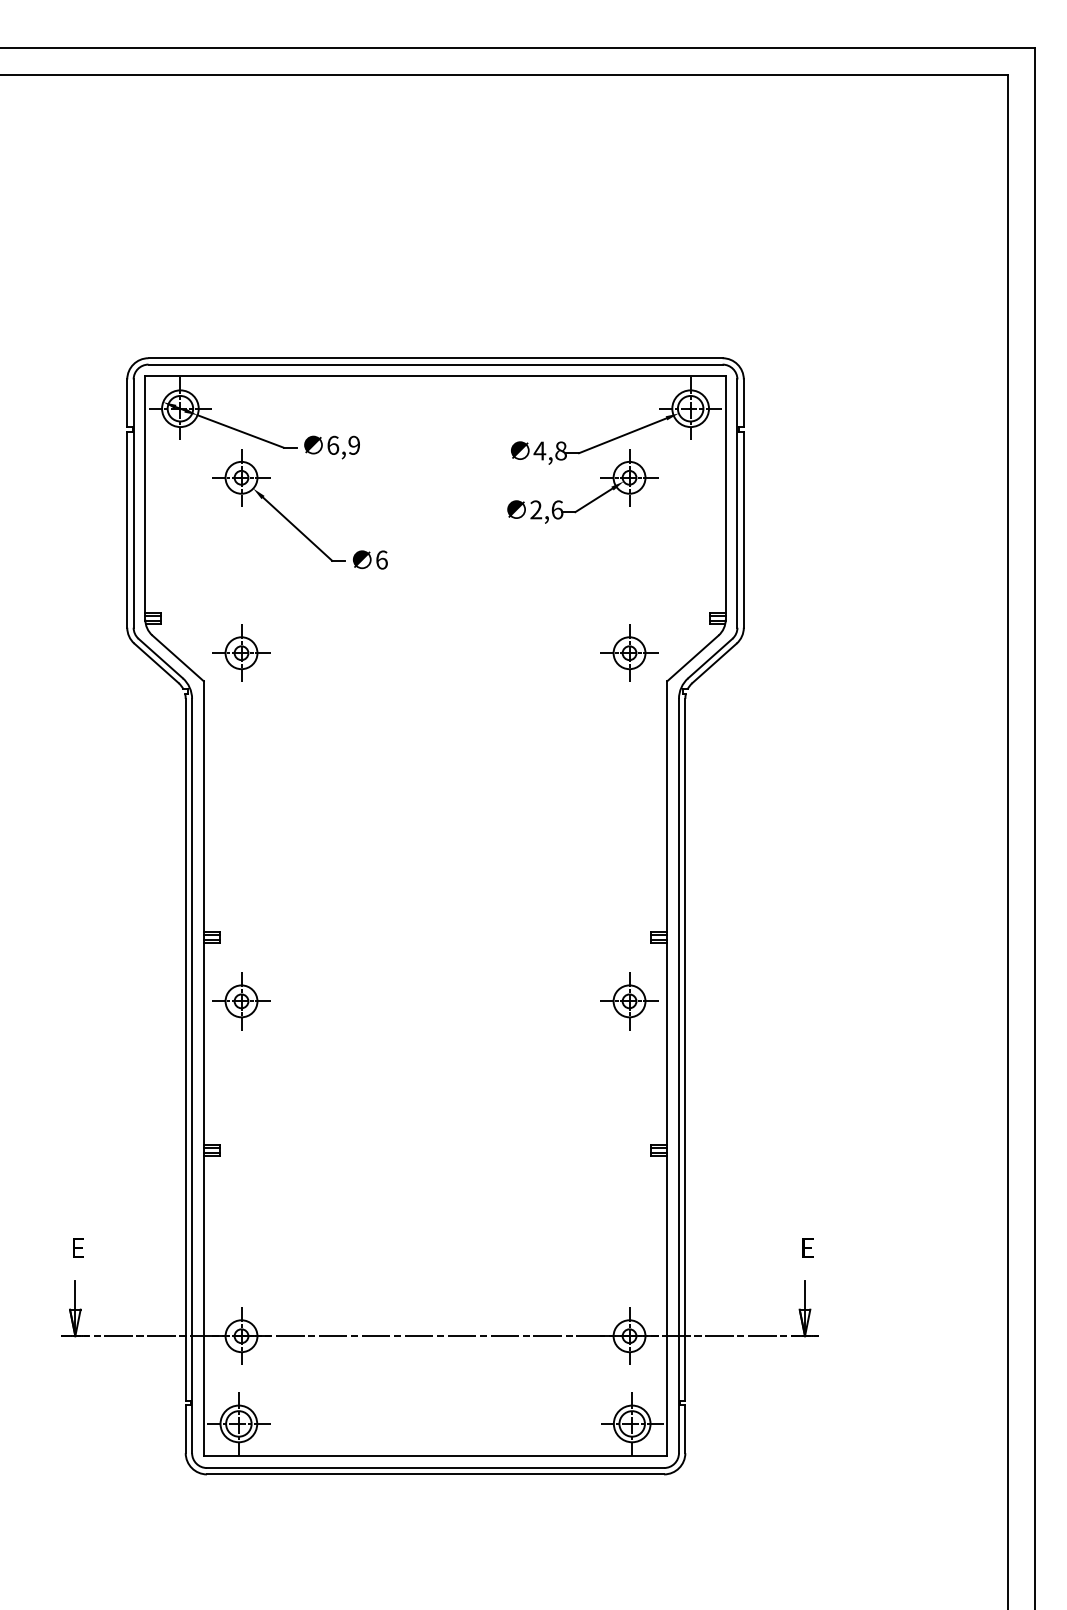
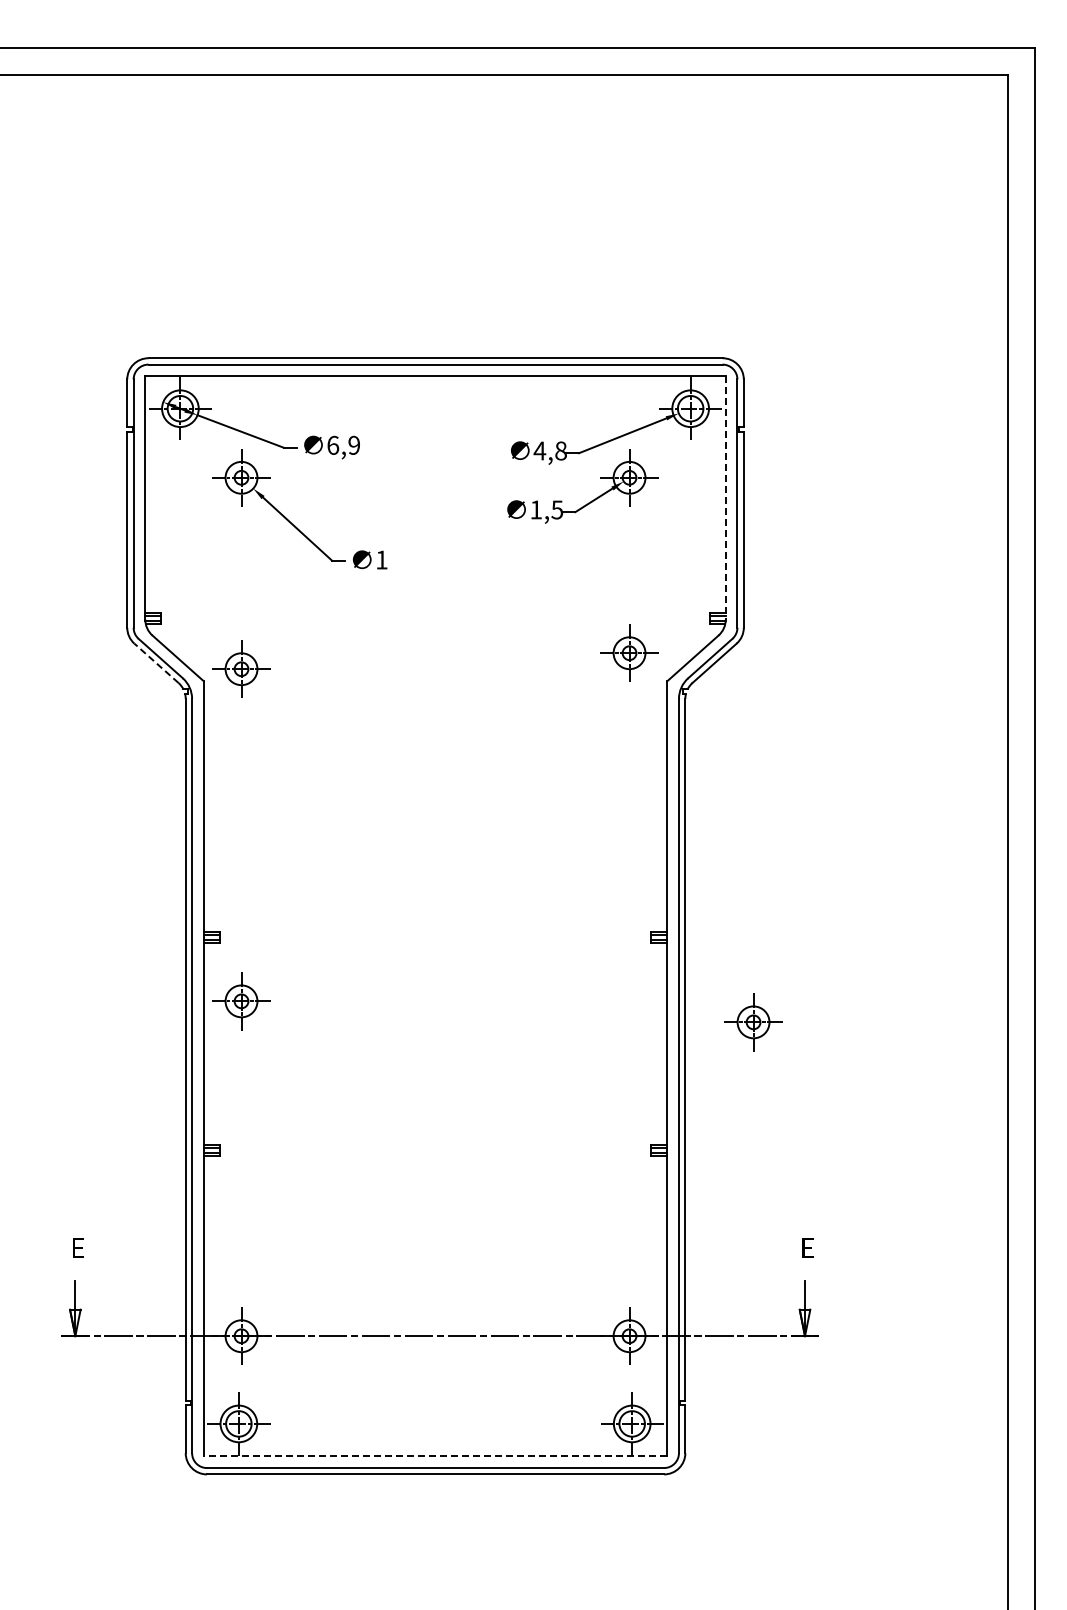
line: solid -> dashed (725, 497)
text: 2,6 -> 1,5 (546, 509)
text: 6 -> 1 (381, 559)
part position: (241, 652) -> (241, 668) (241, 668)
line: solid -> dashed (156, 663)
part position: (629, 1001) -> (753, 1022) (753, 1022)
line: solid -> dashed (435, 1456)
